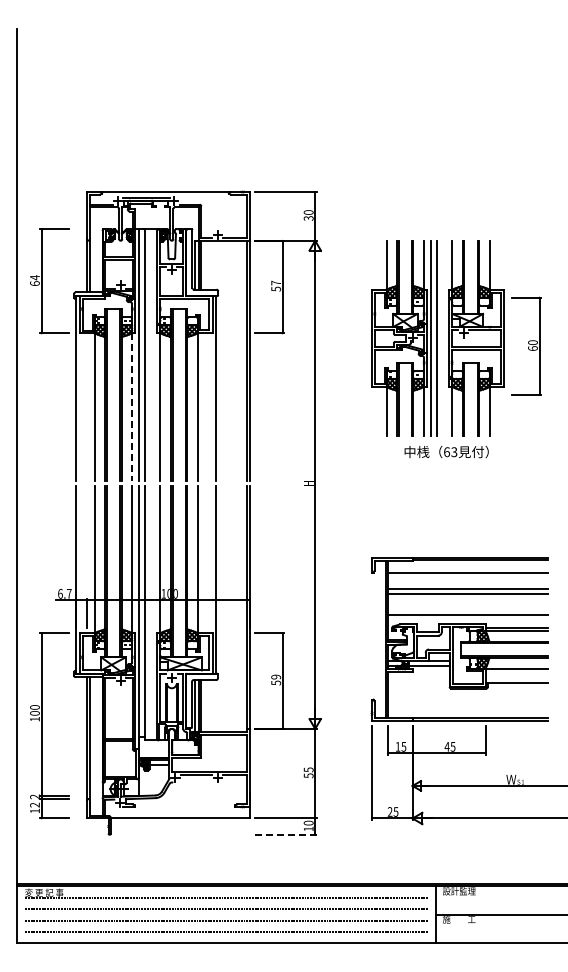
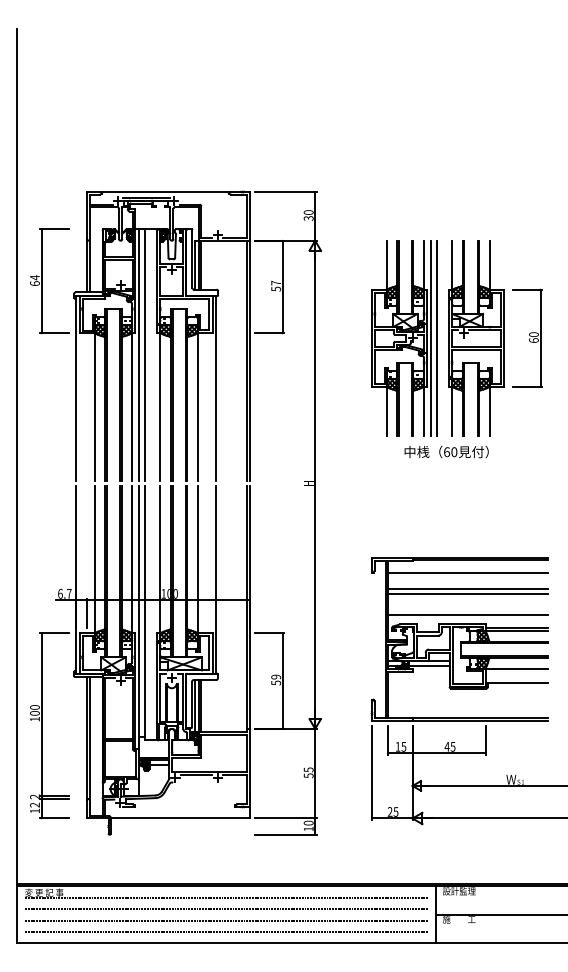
part position: (526, 345) -> (527, 337) (527, 337)
line: dashed -> solid (132, 407)
text: 63 -> 60 (454, 452)
line: dashed -> solid (285, 834)
